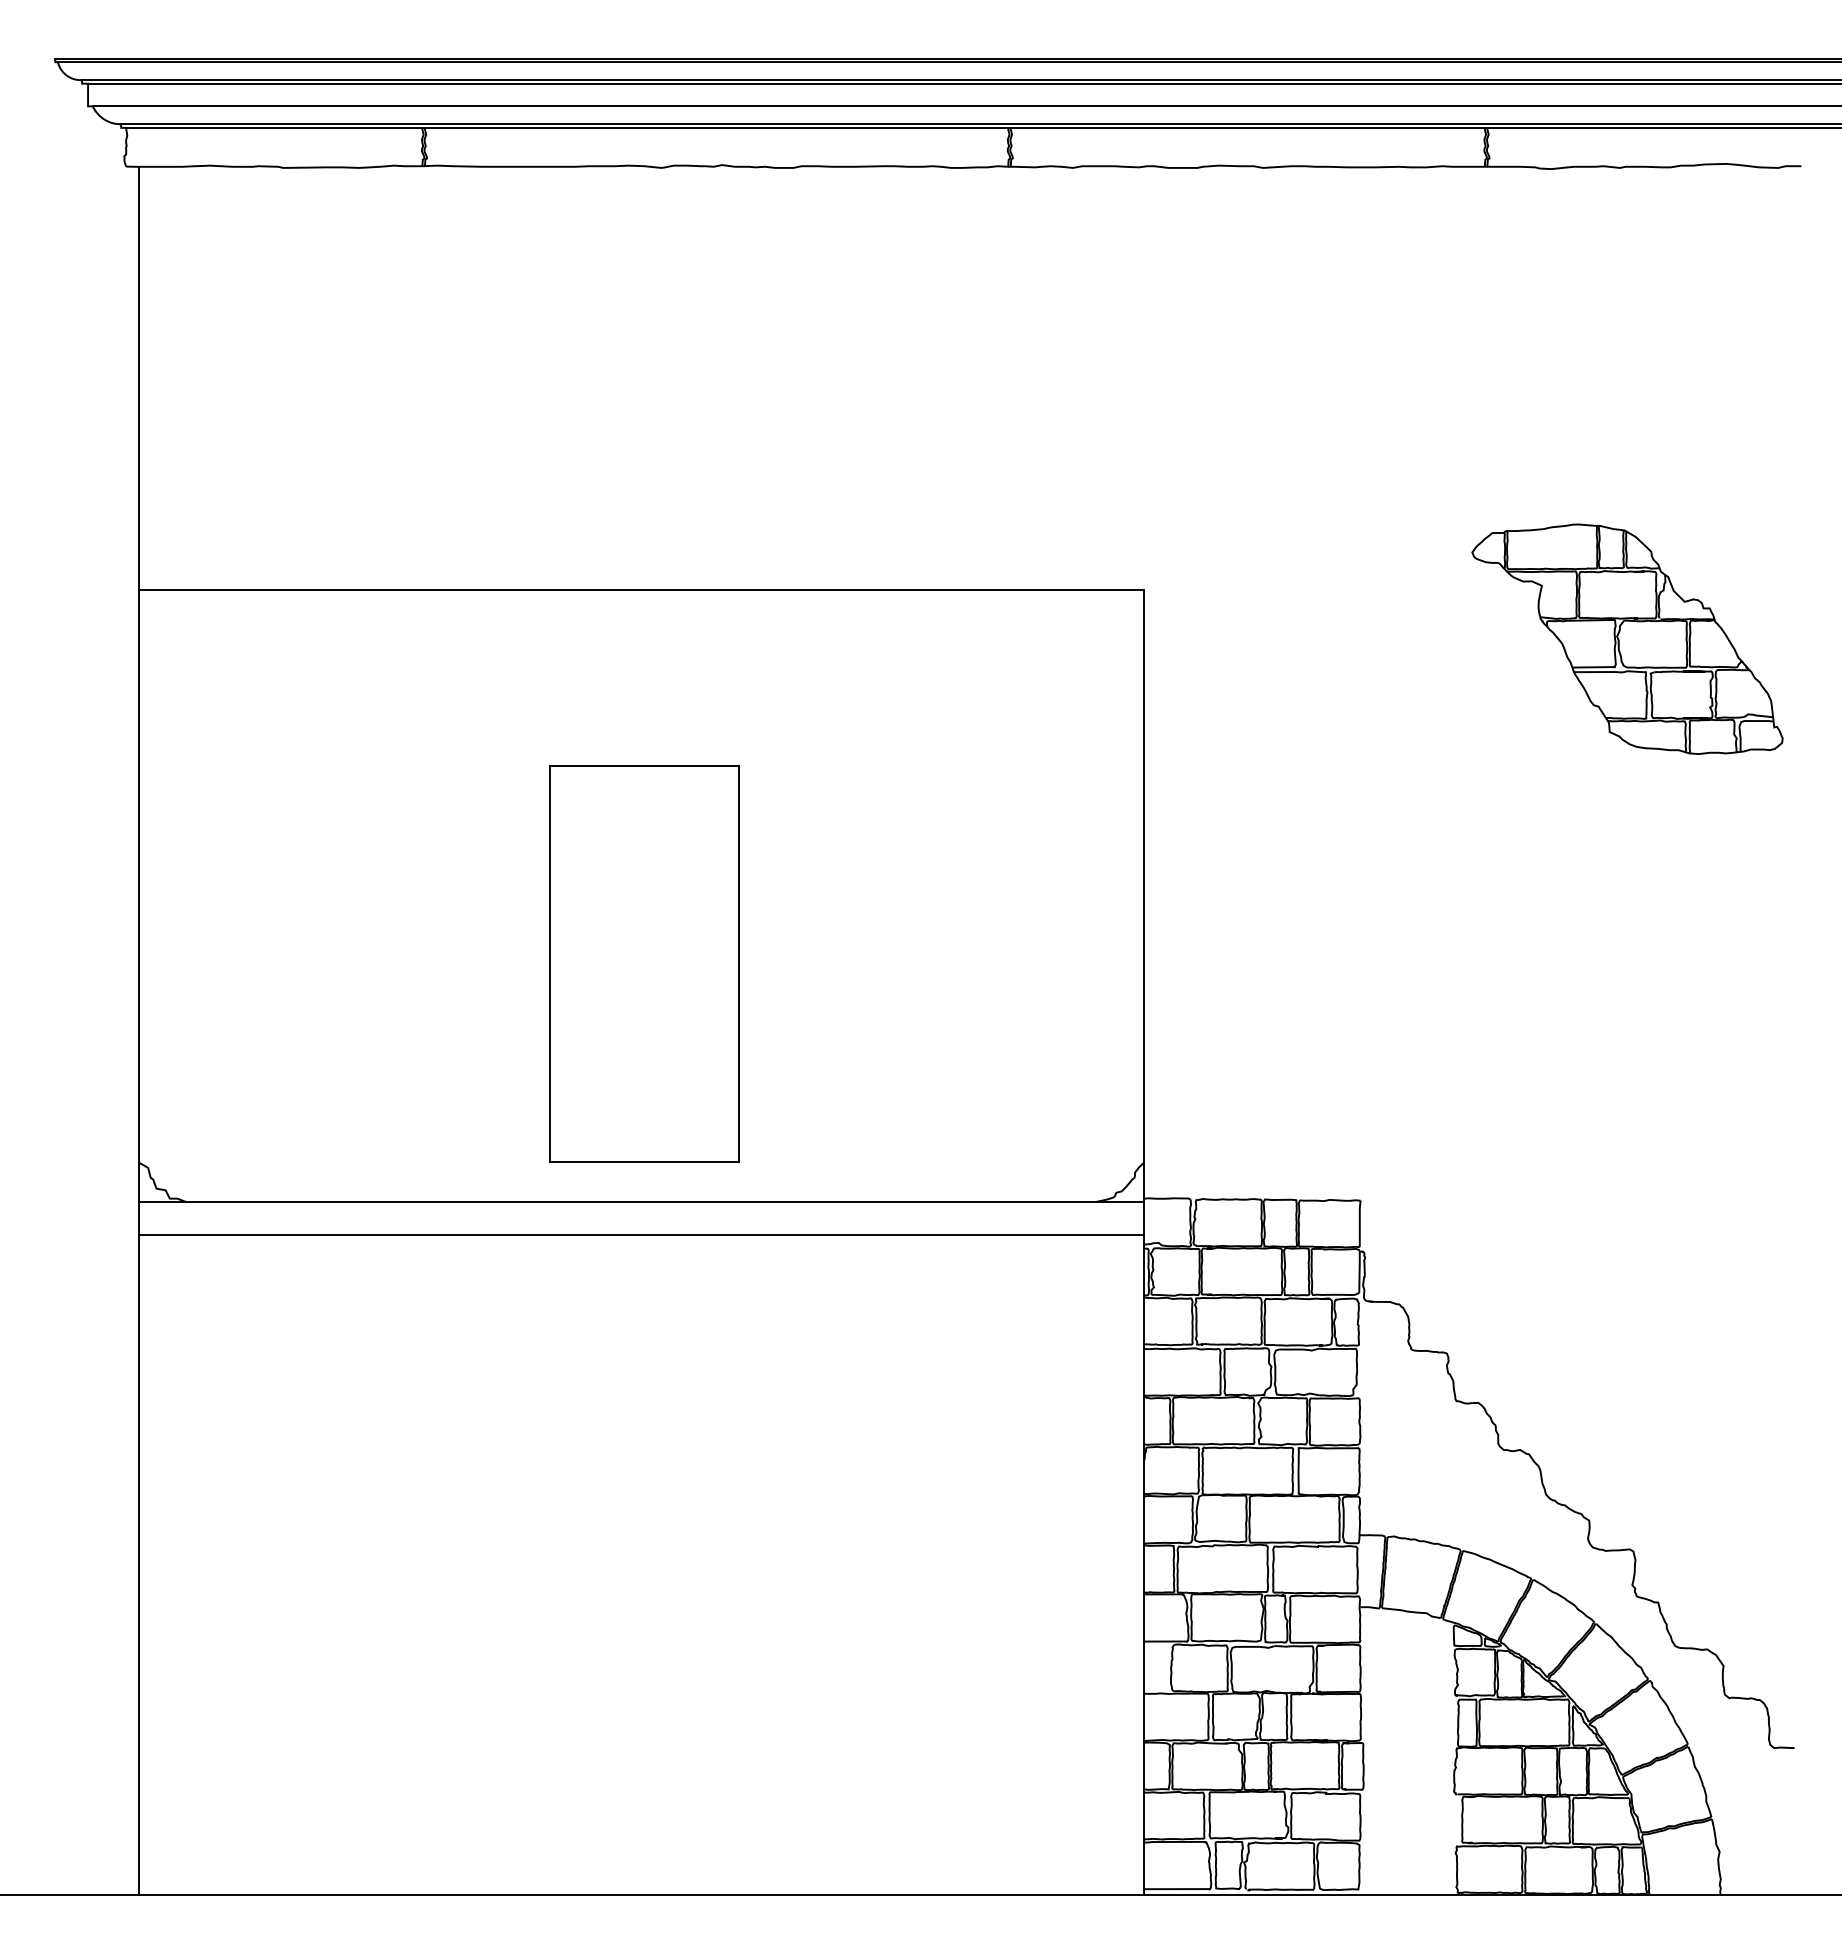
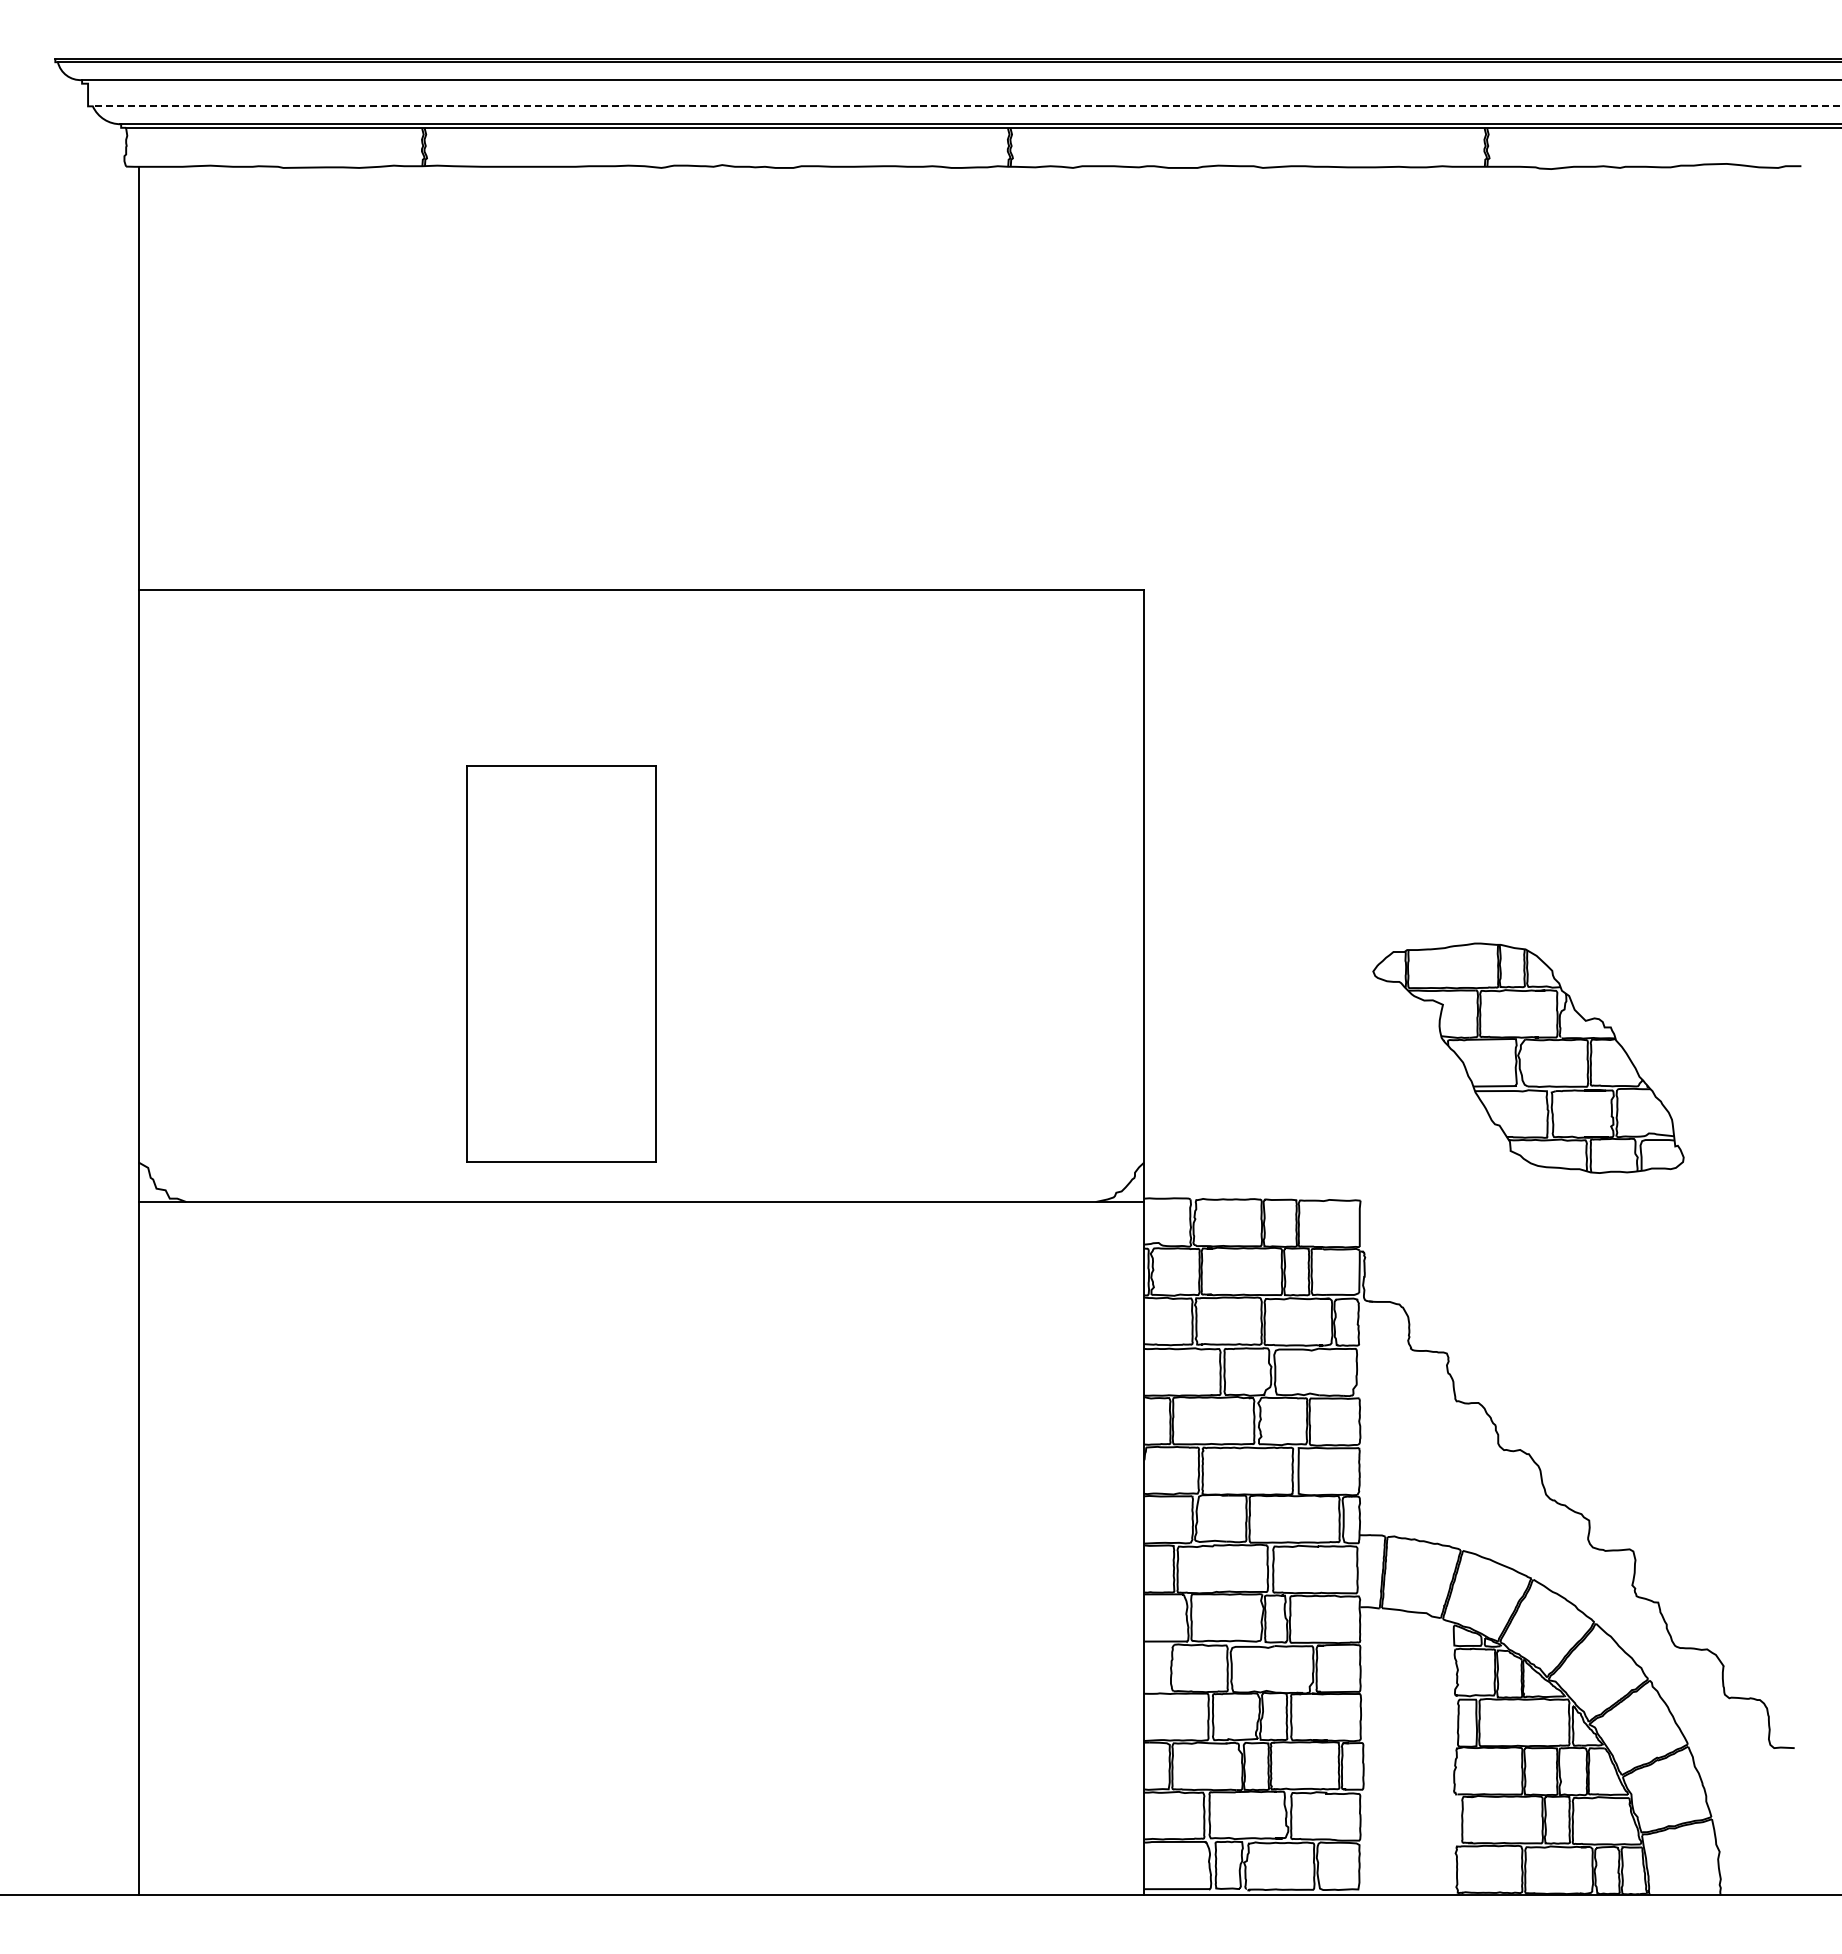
line: present -> none (963, 83)
line: solid -> dashed (966, 106)
part position: (1627, 638) -> (1528, 1057) (1528, 1057)
part position: (644, 963) -> (561, 963) (561, 963)
line: present -> none (641, 1234)
